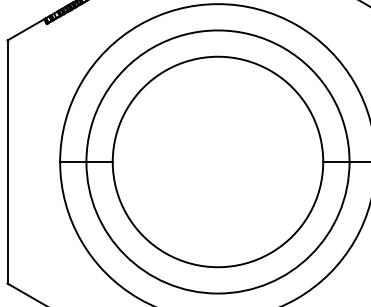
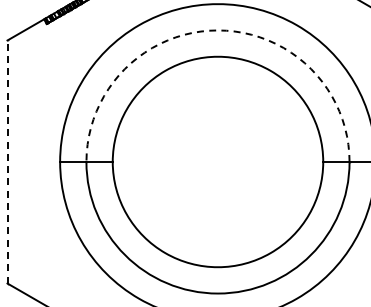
arc: solid -> dashed (217, 30)
line: solid -> dashed (7, 162)
